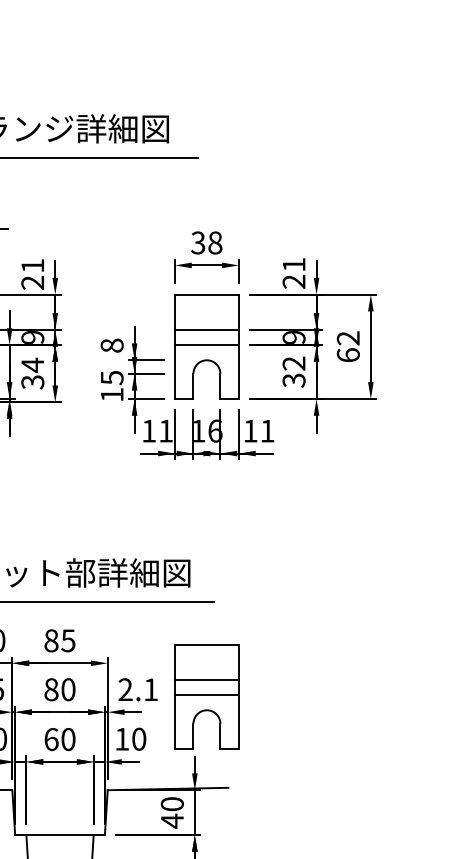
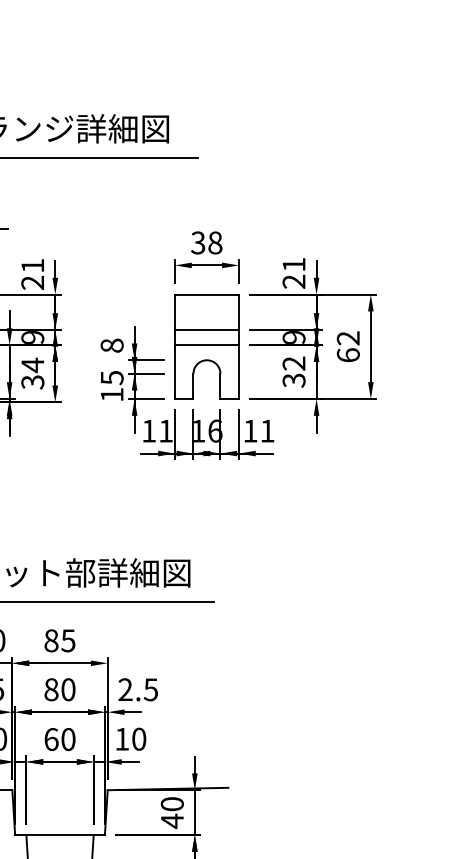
text: 2.1 -> 2.5 (150, 689)
part: present -> none (206, 696)
